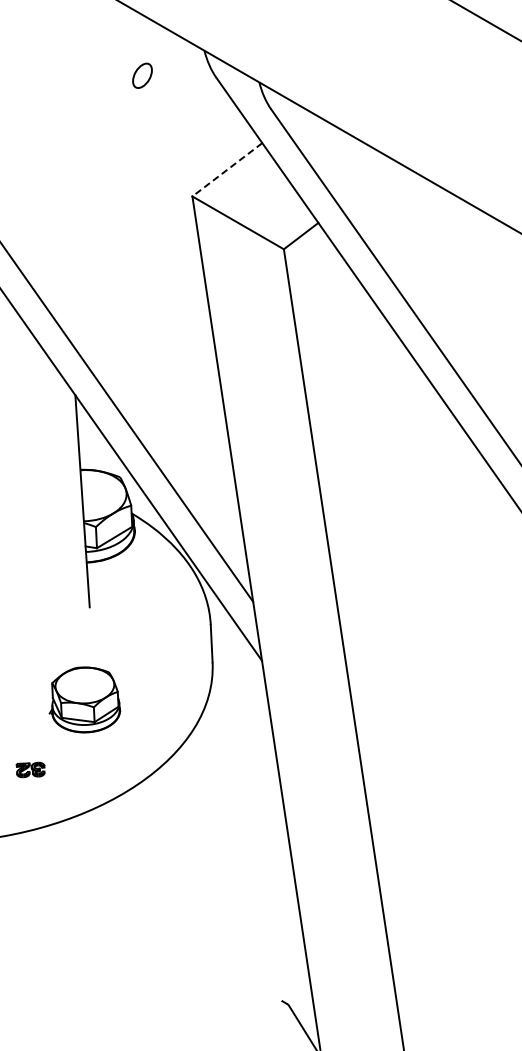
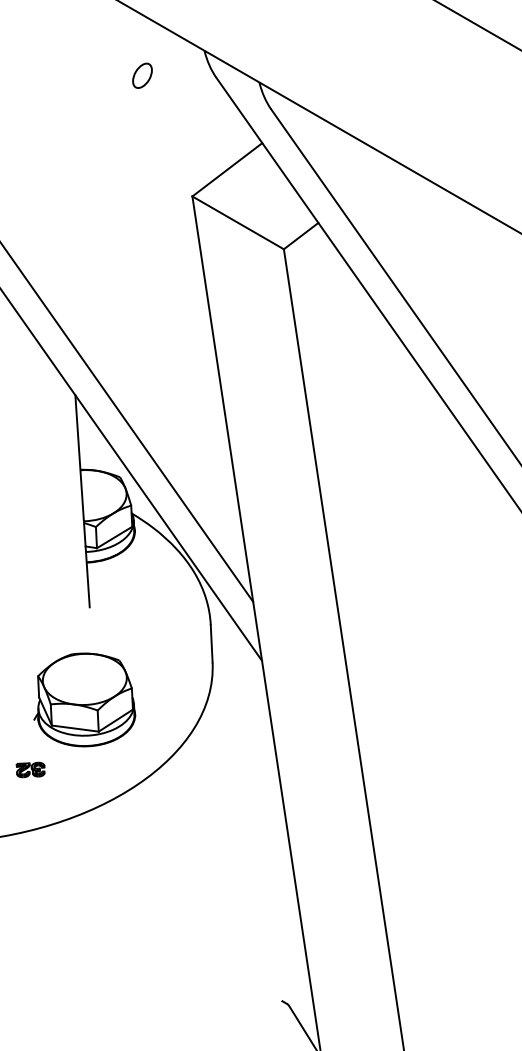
line position: (485, 20) -> (477, 25) (477, 25)
line: dashed -> solid (227, 169)
part size: 74x68 px -> 104x96 px (84, 699)
